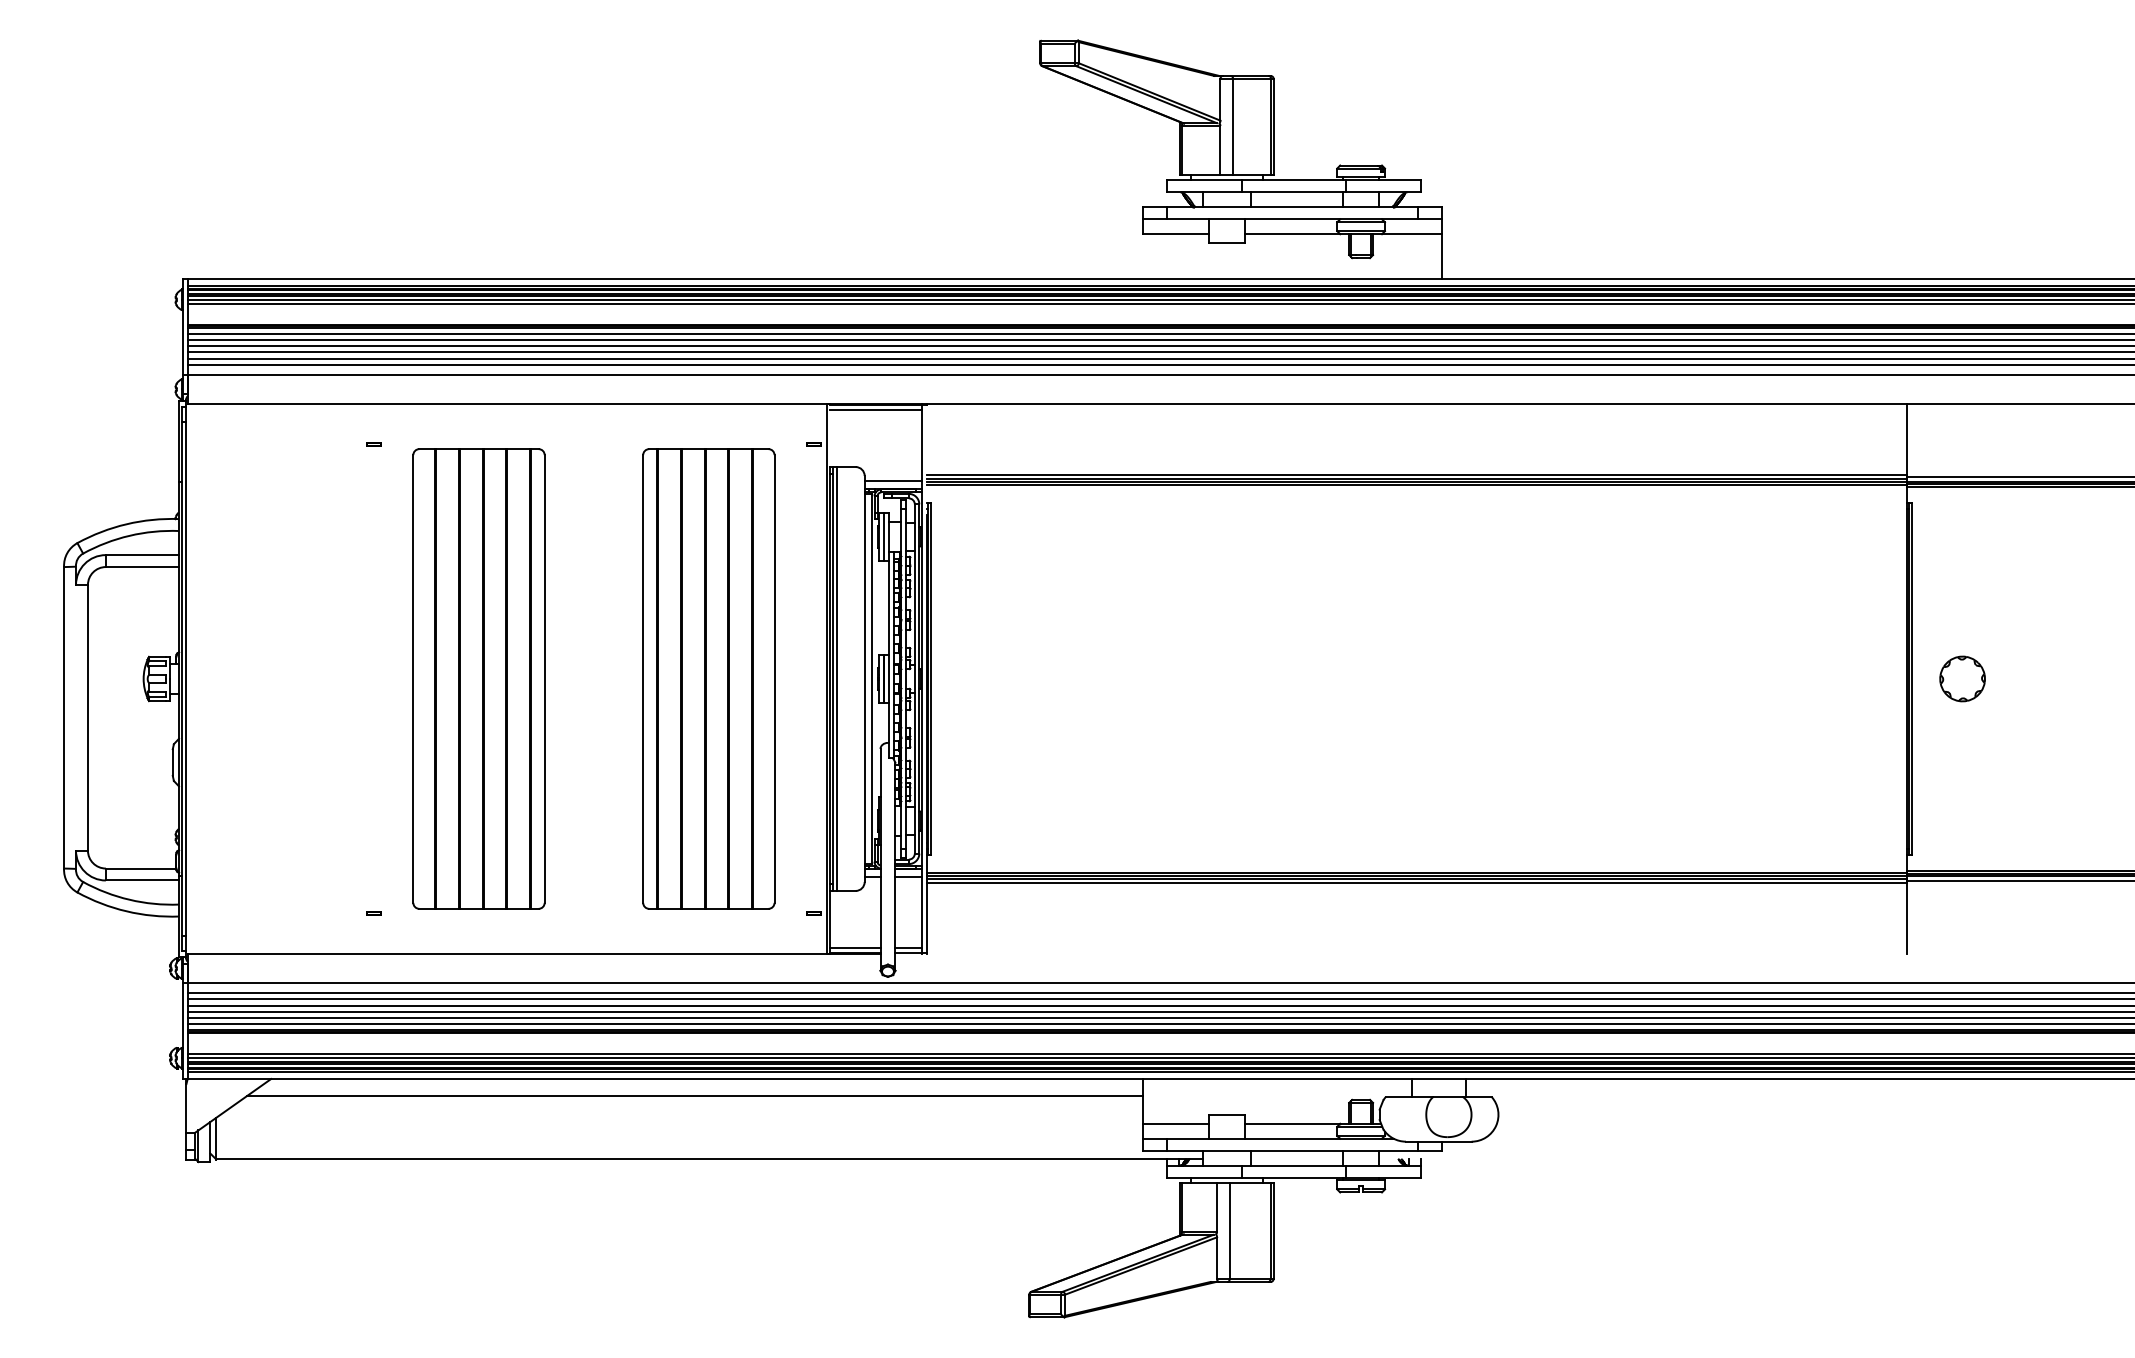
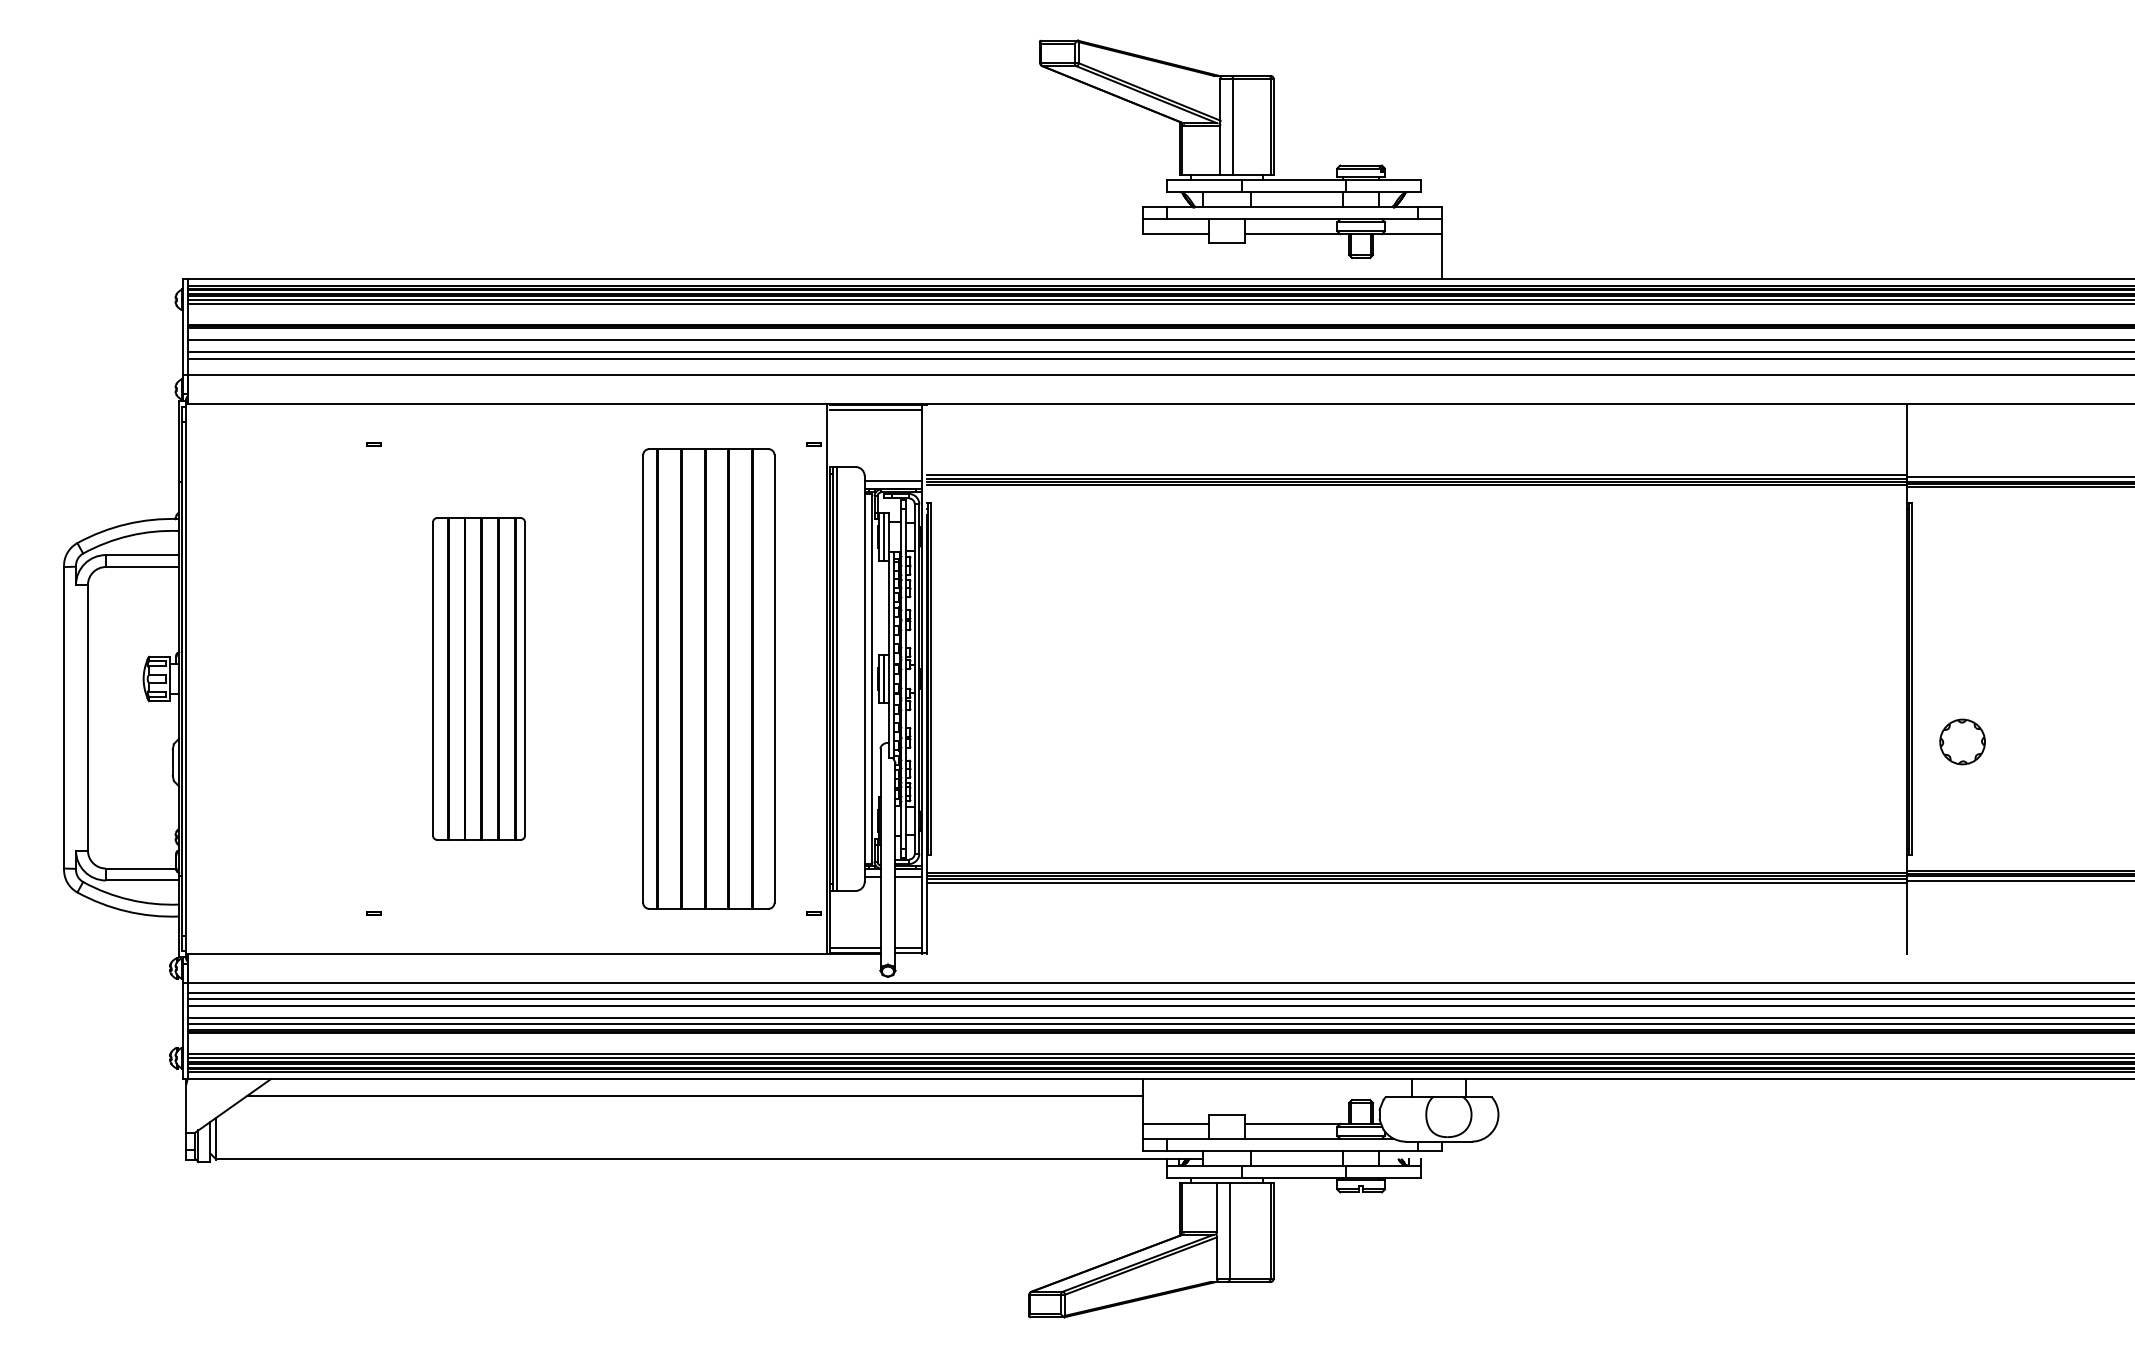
line: present -> none (1159, 334)
line: present -> none (1159, 346)
line: present -> none (1159, 365)
part size: 134x462 px -> 94x324 px (478, 678)
part position: (1962, 678) -> (1962, 741) (1962, 741)
line: present -> none (1159, 1011)
